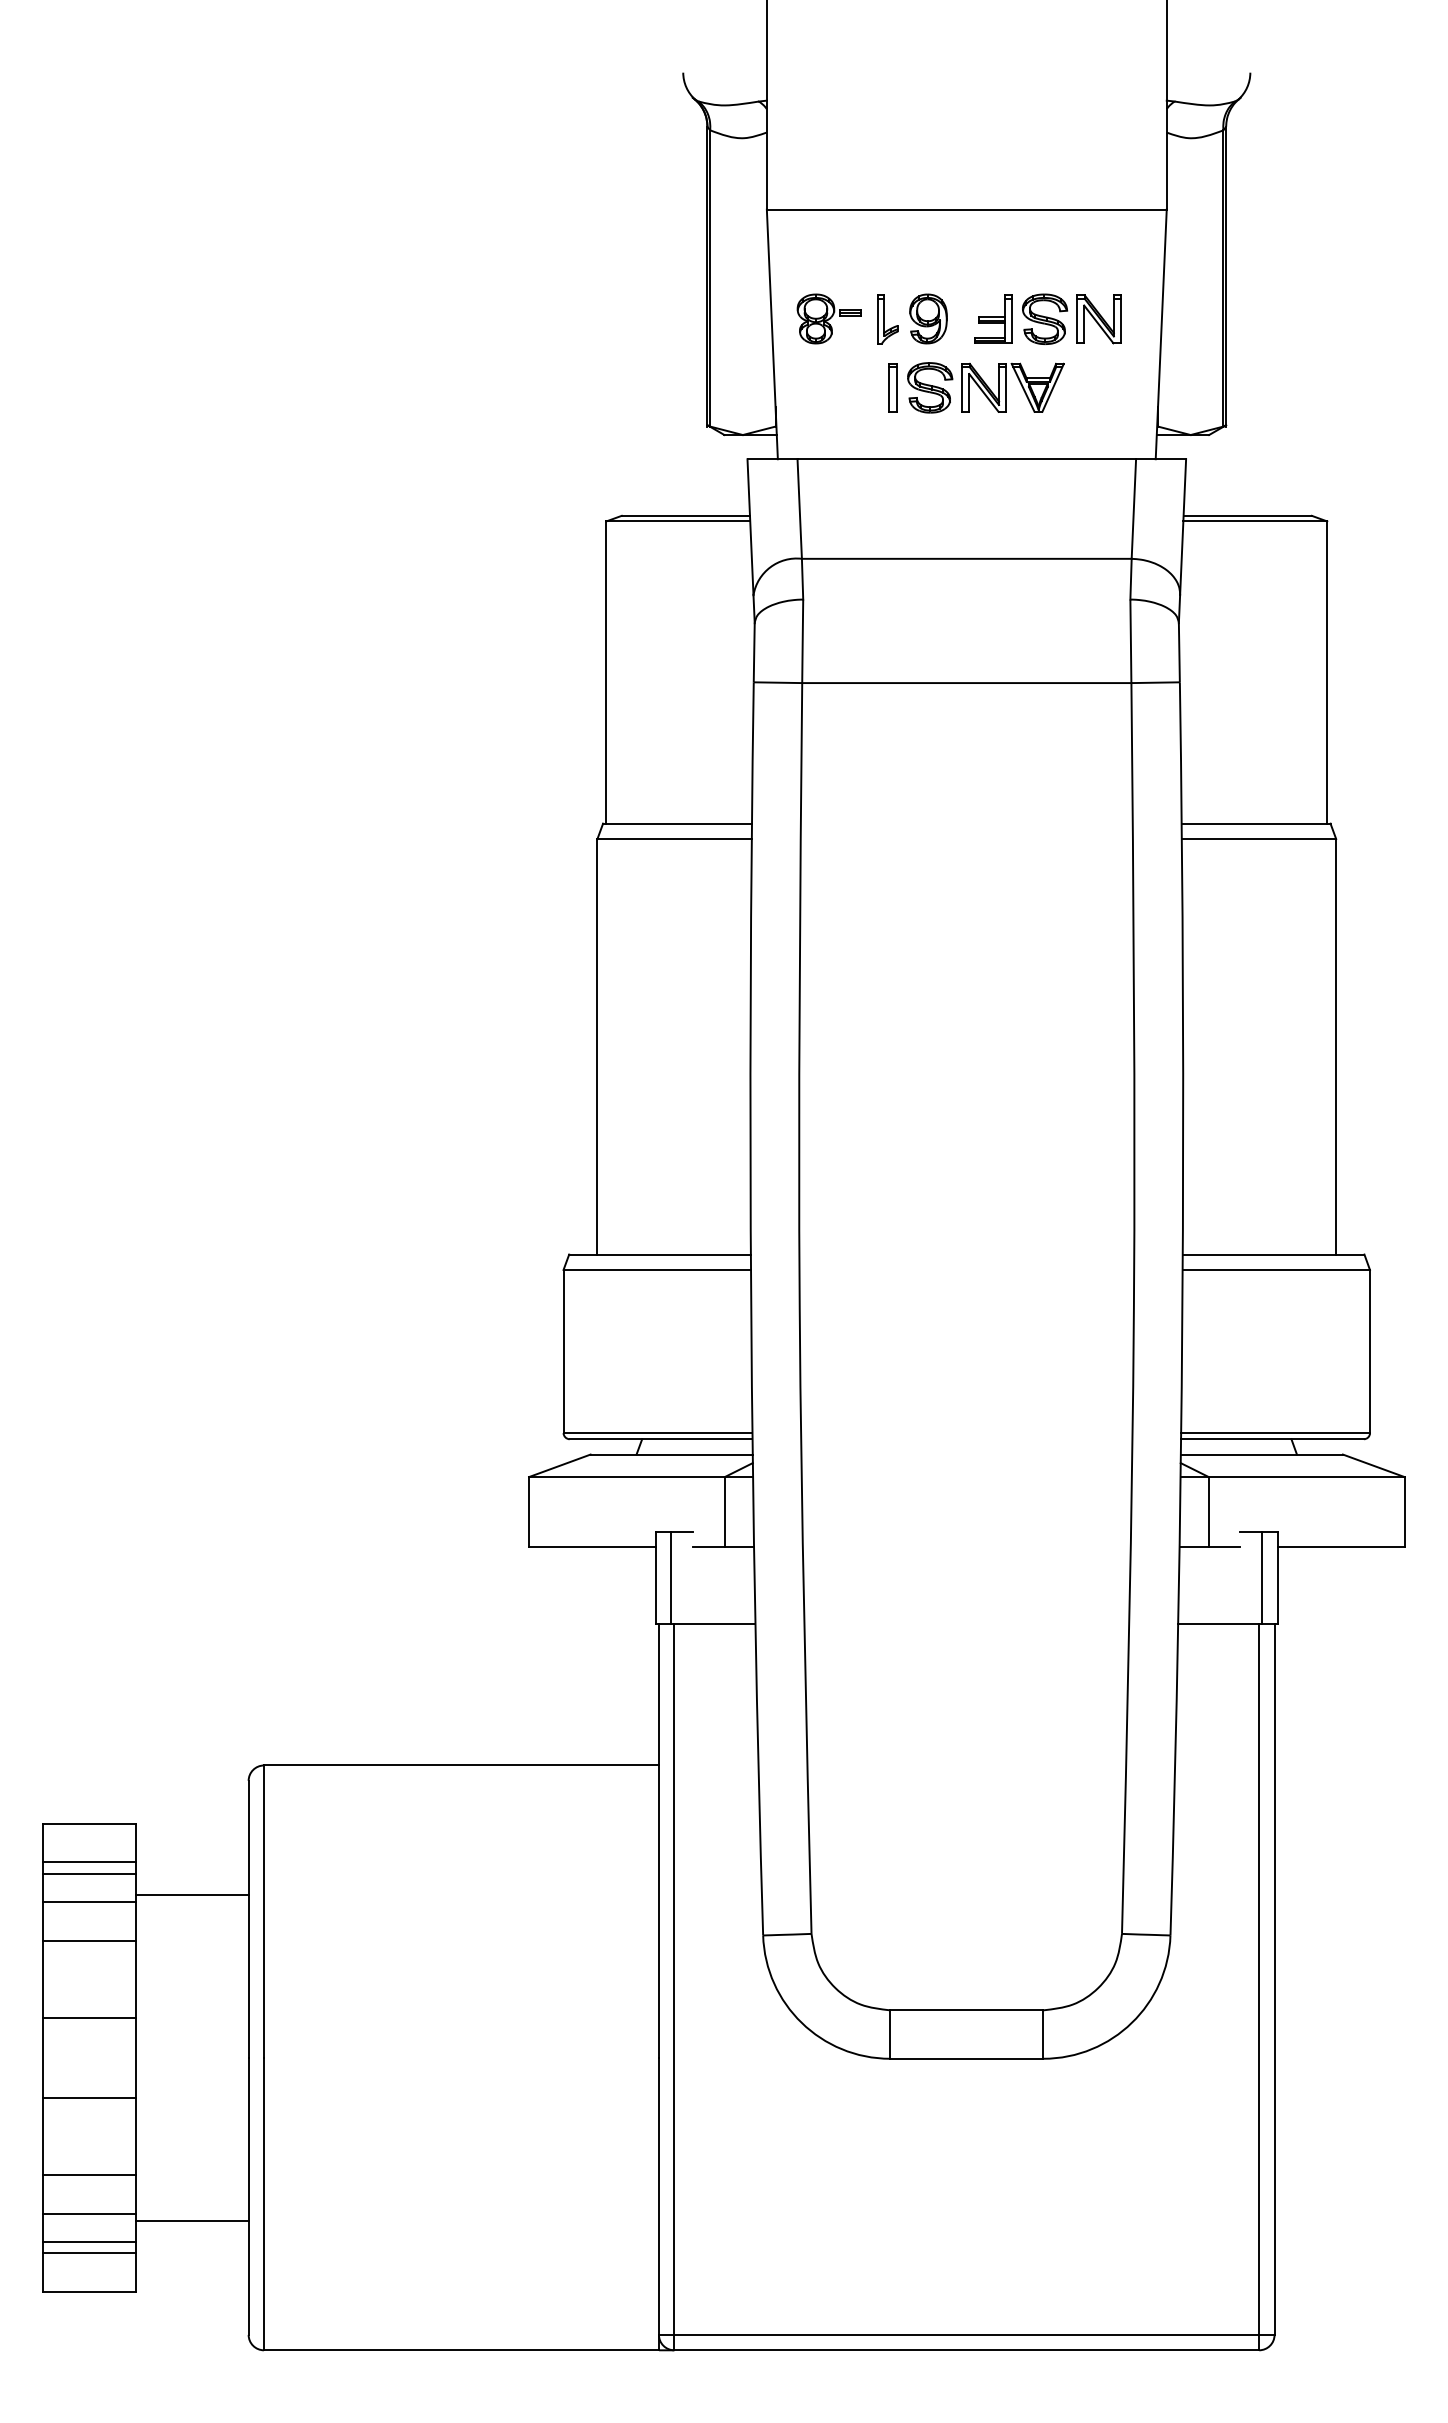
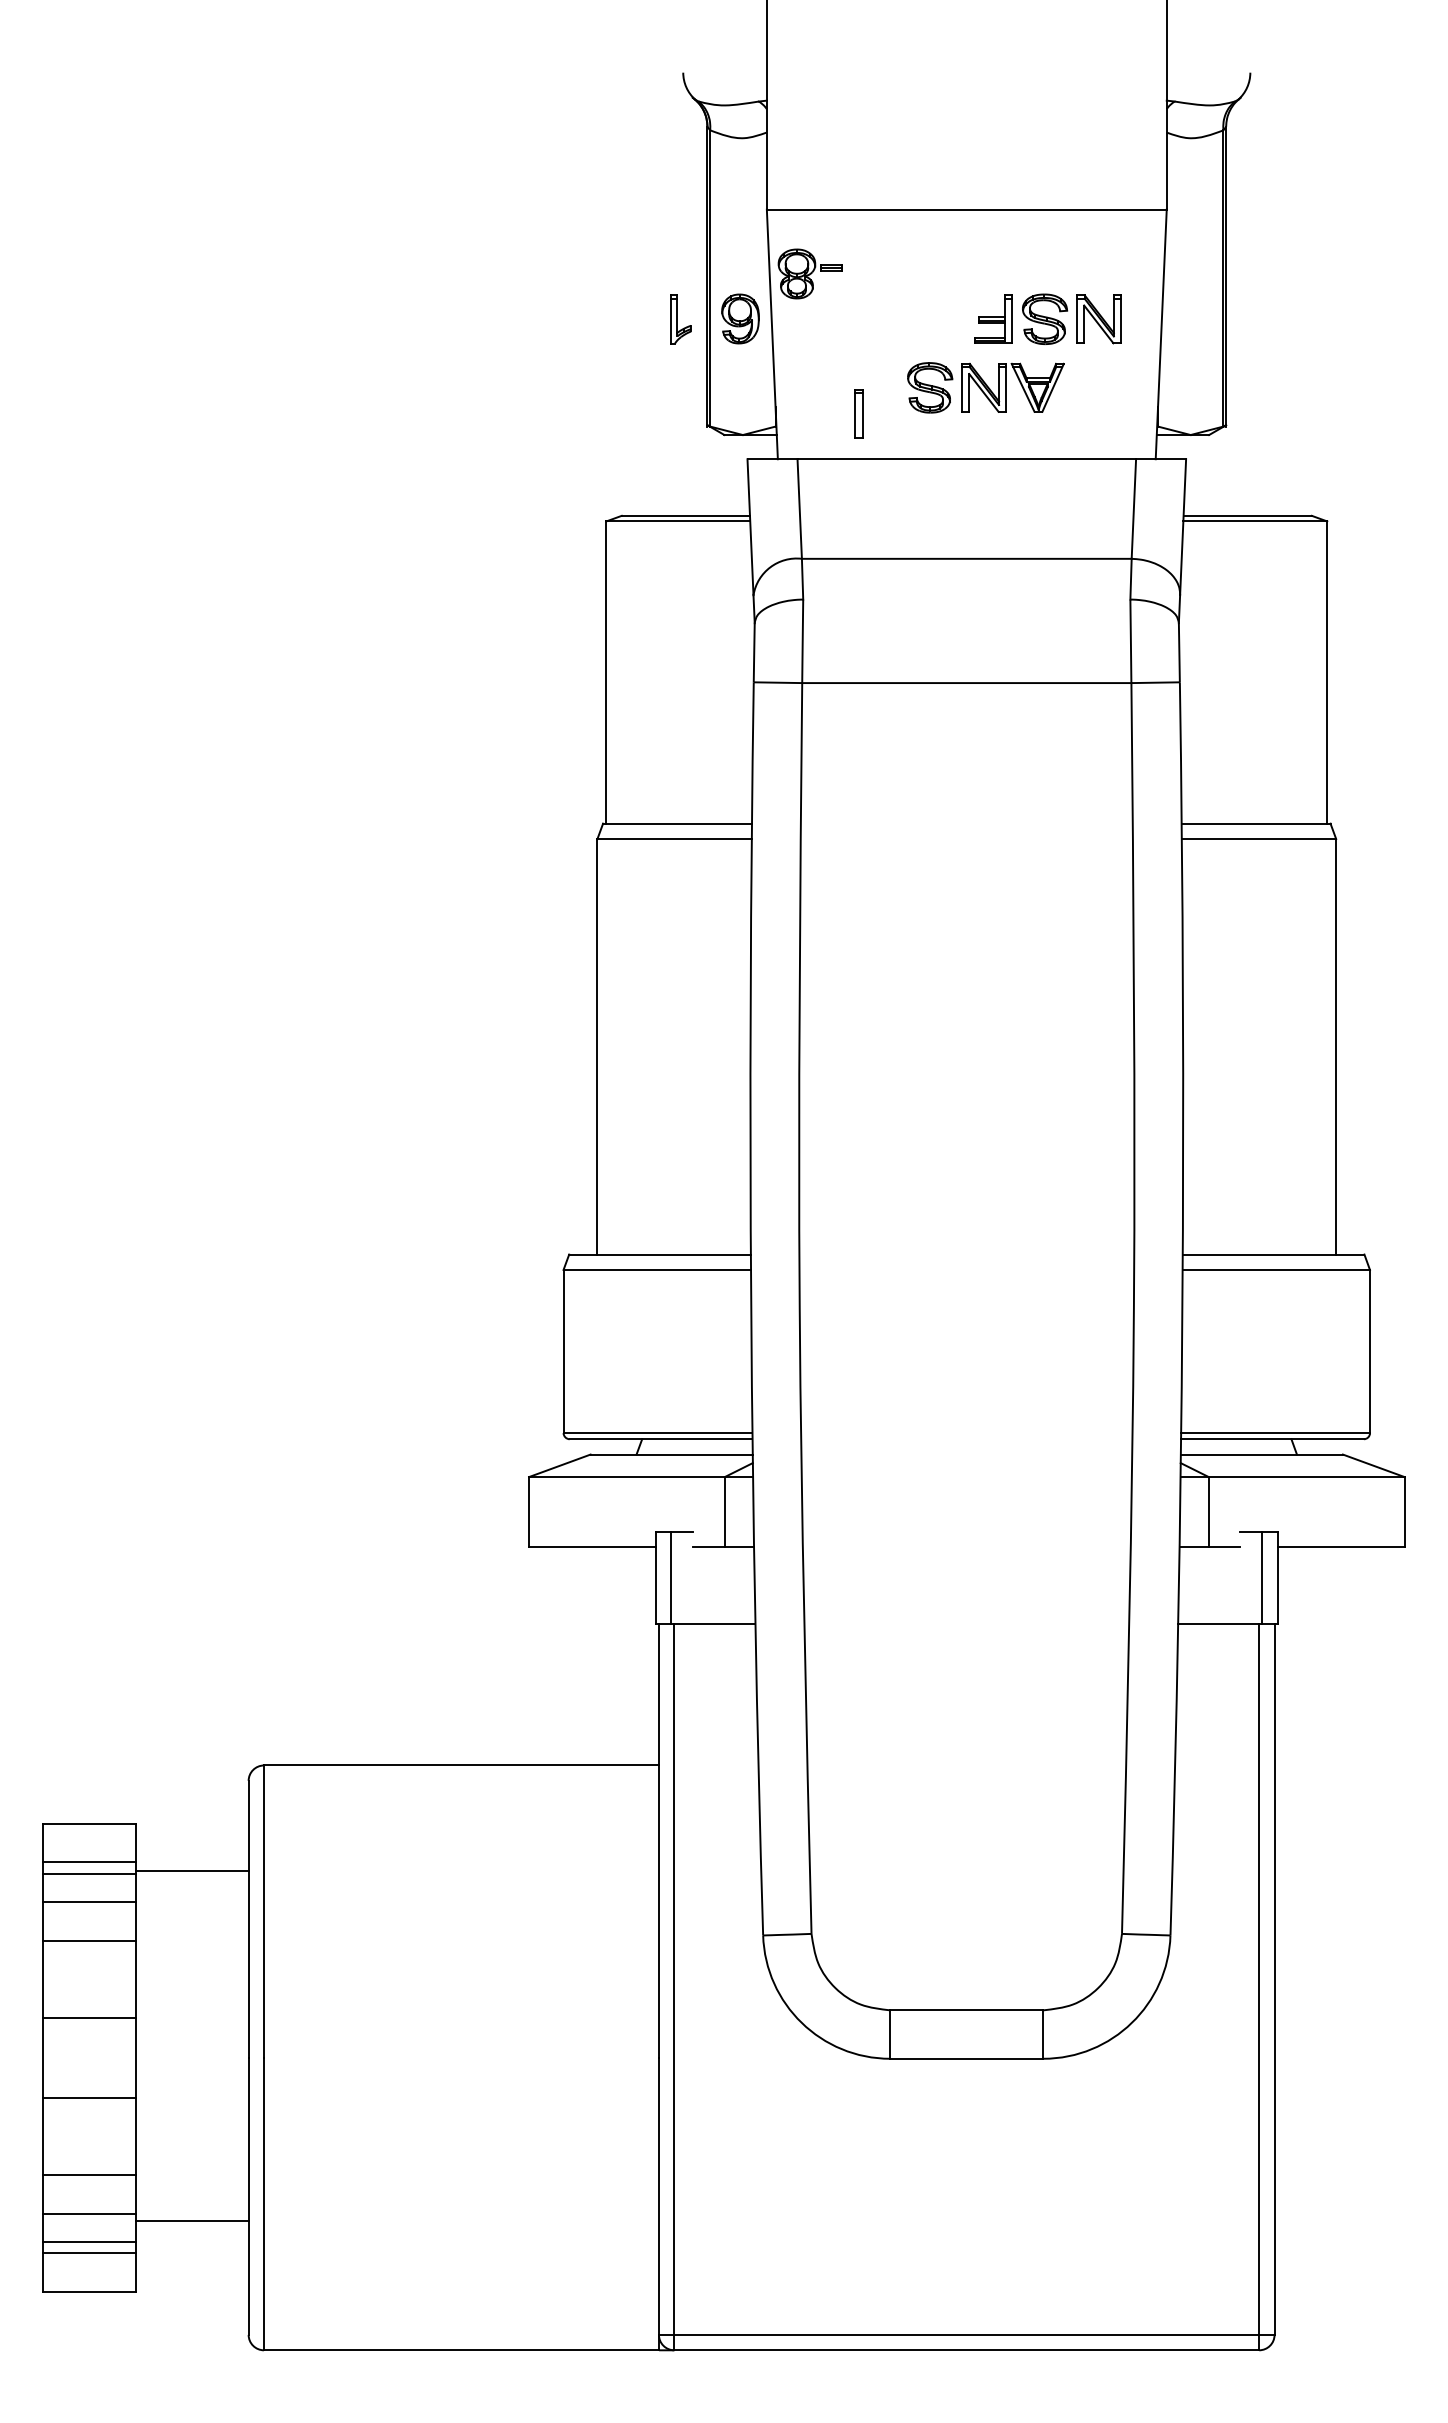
part position: (828, 318) -> (809, 273) (809, 273)
part position: (928, 318) -> (740, 318) (740, 318)
part position: (887, 319) -> (680, 319) (680, 319)
part position: (892, 387) -> (858, 413) (858, 413)
line position: (191, 1894) -> (191, 1870) (191, 1870)
